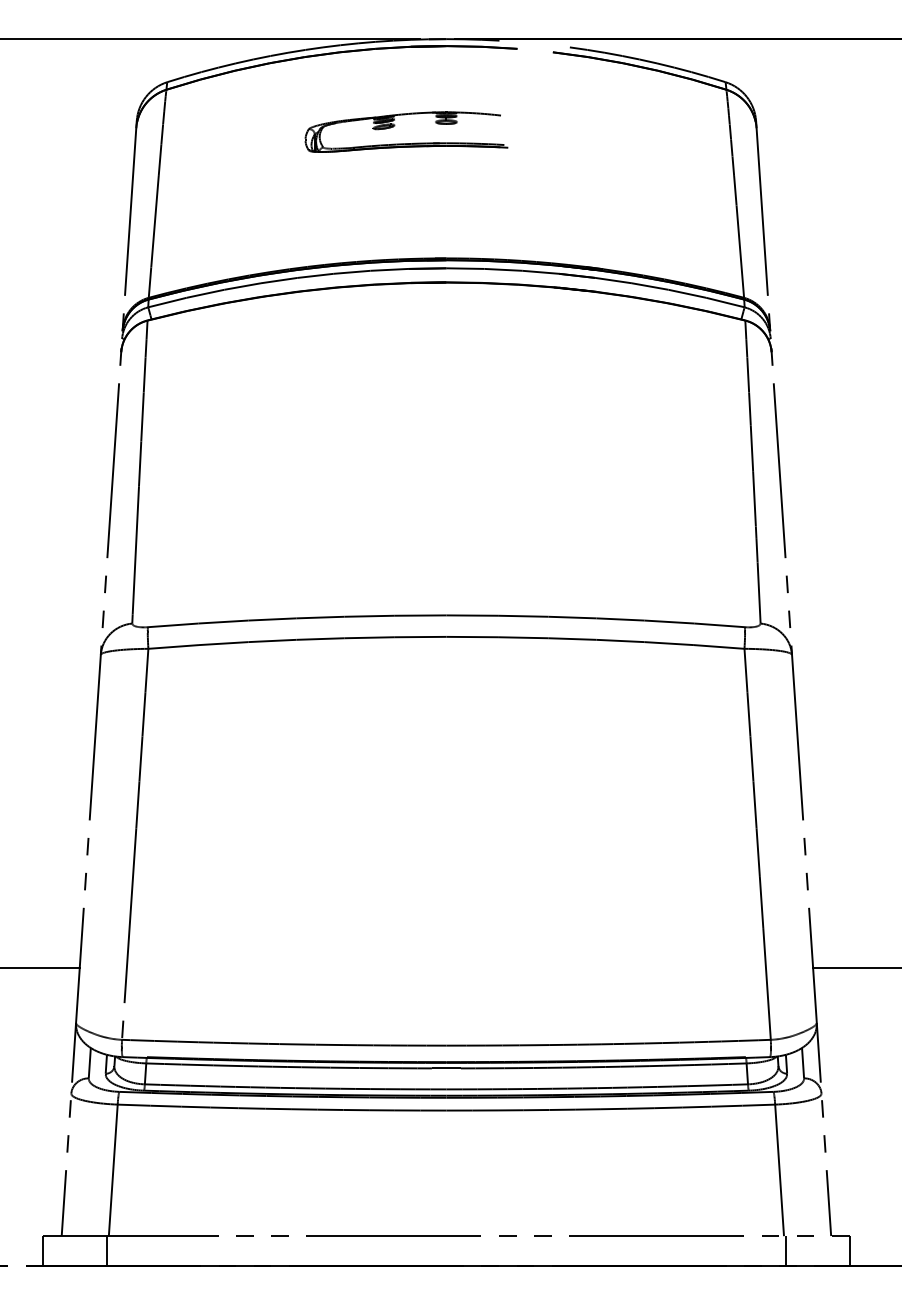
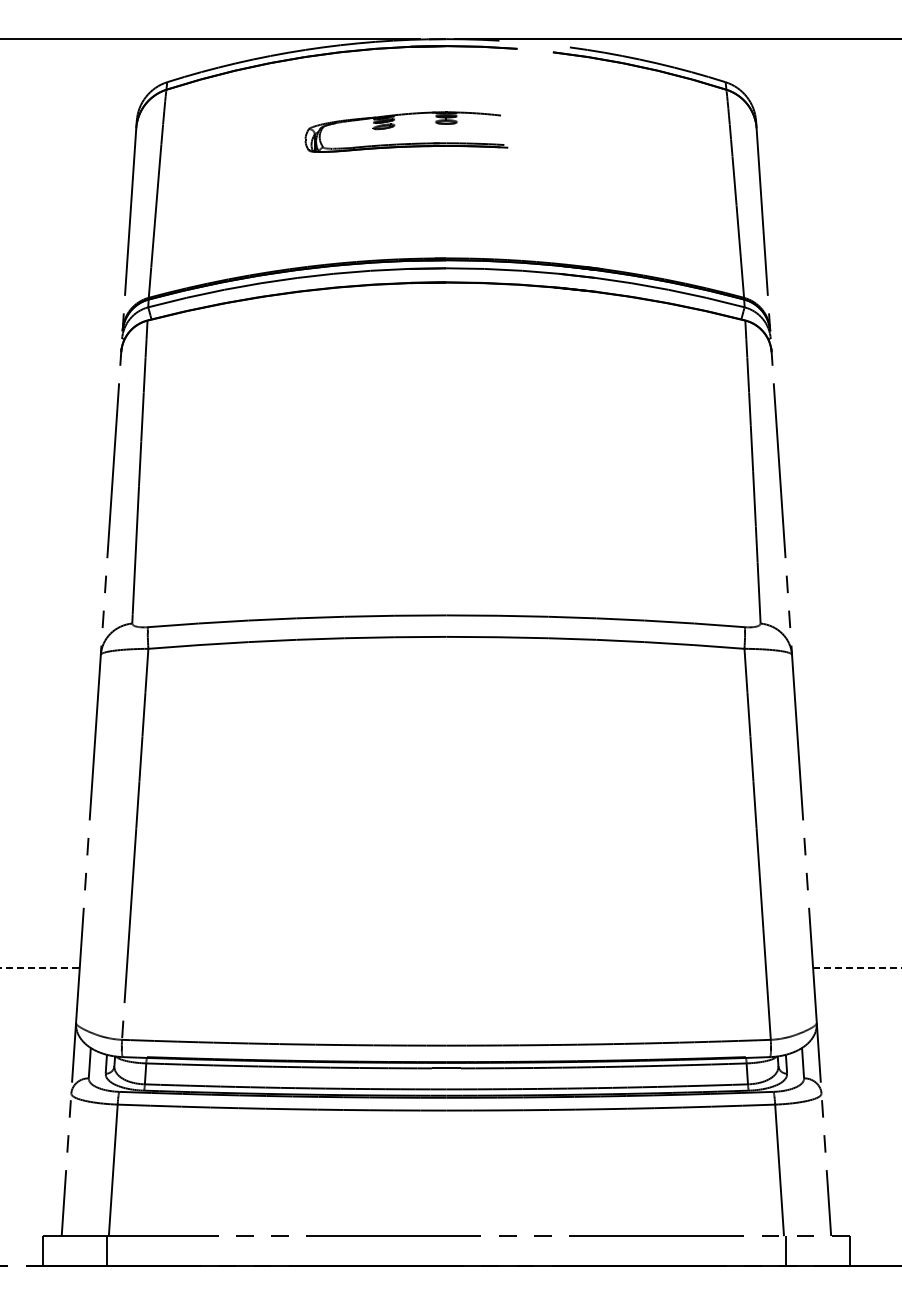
line: solid -> dashed (40, 967)
line: solid -> dashed (857, 967)
